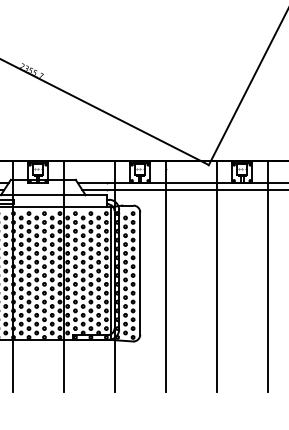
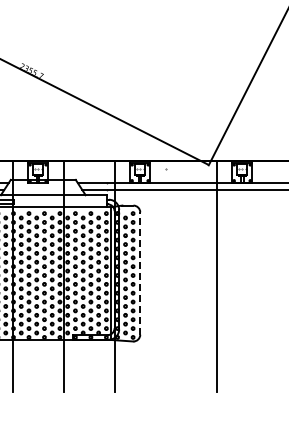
line: solid -> dashed (140, 273)
line: present -> none (165, 276)
line: present -> none (267, 276)
